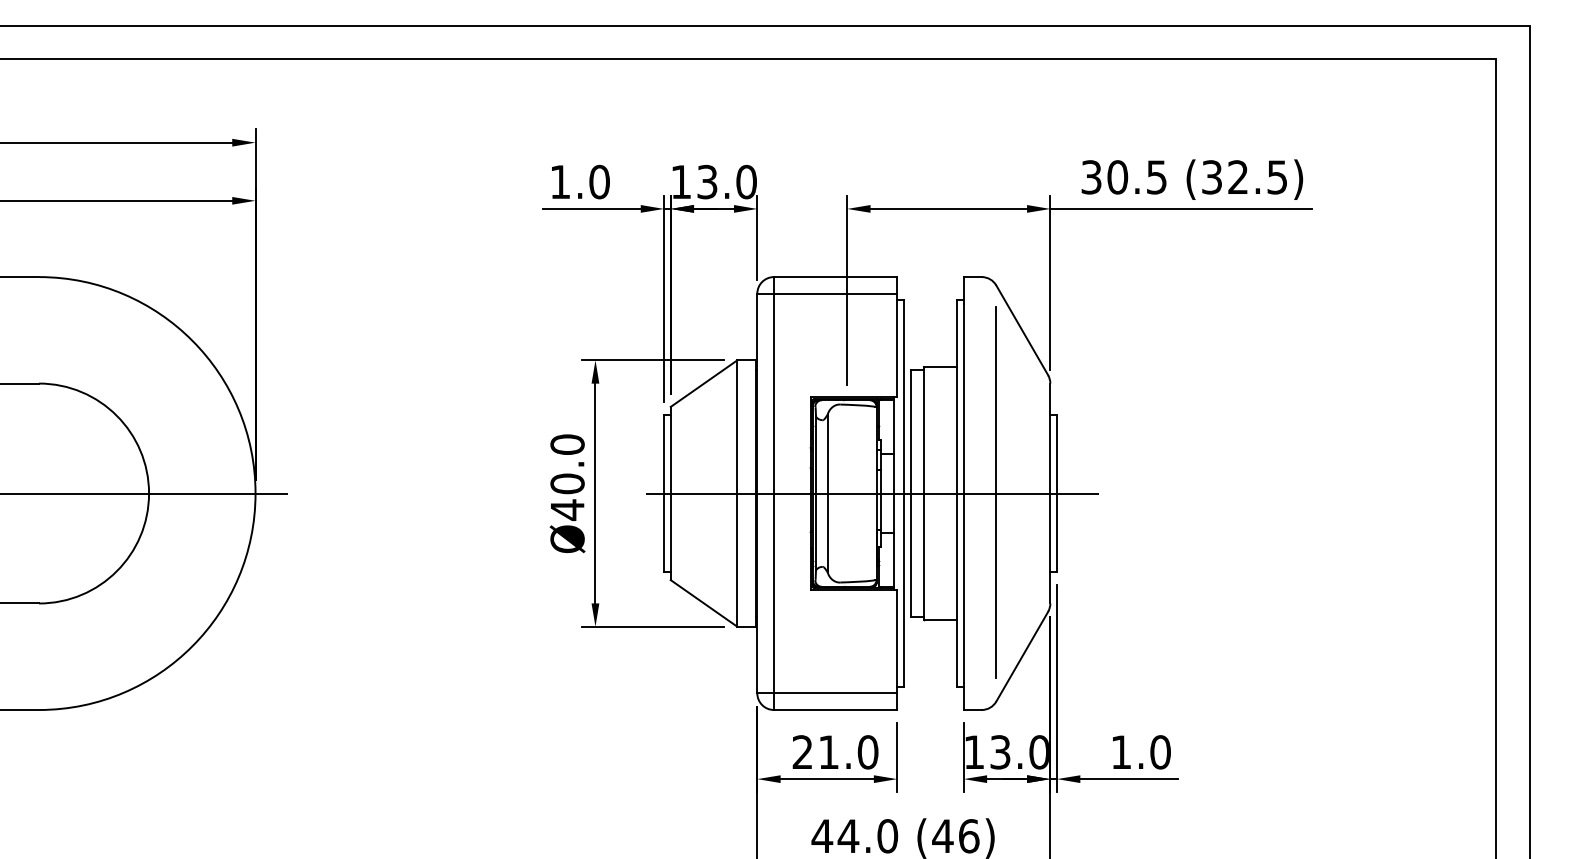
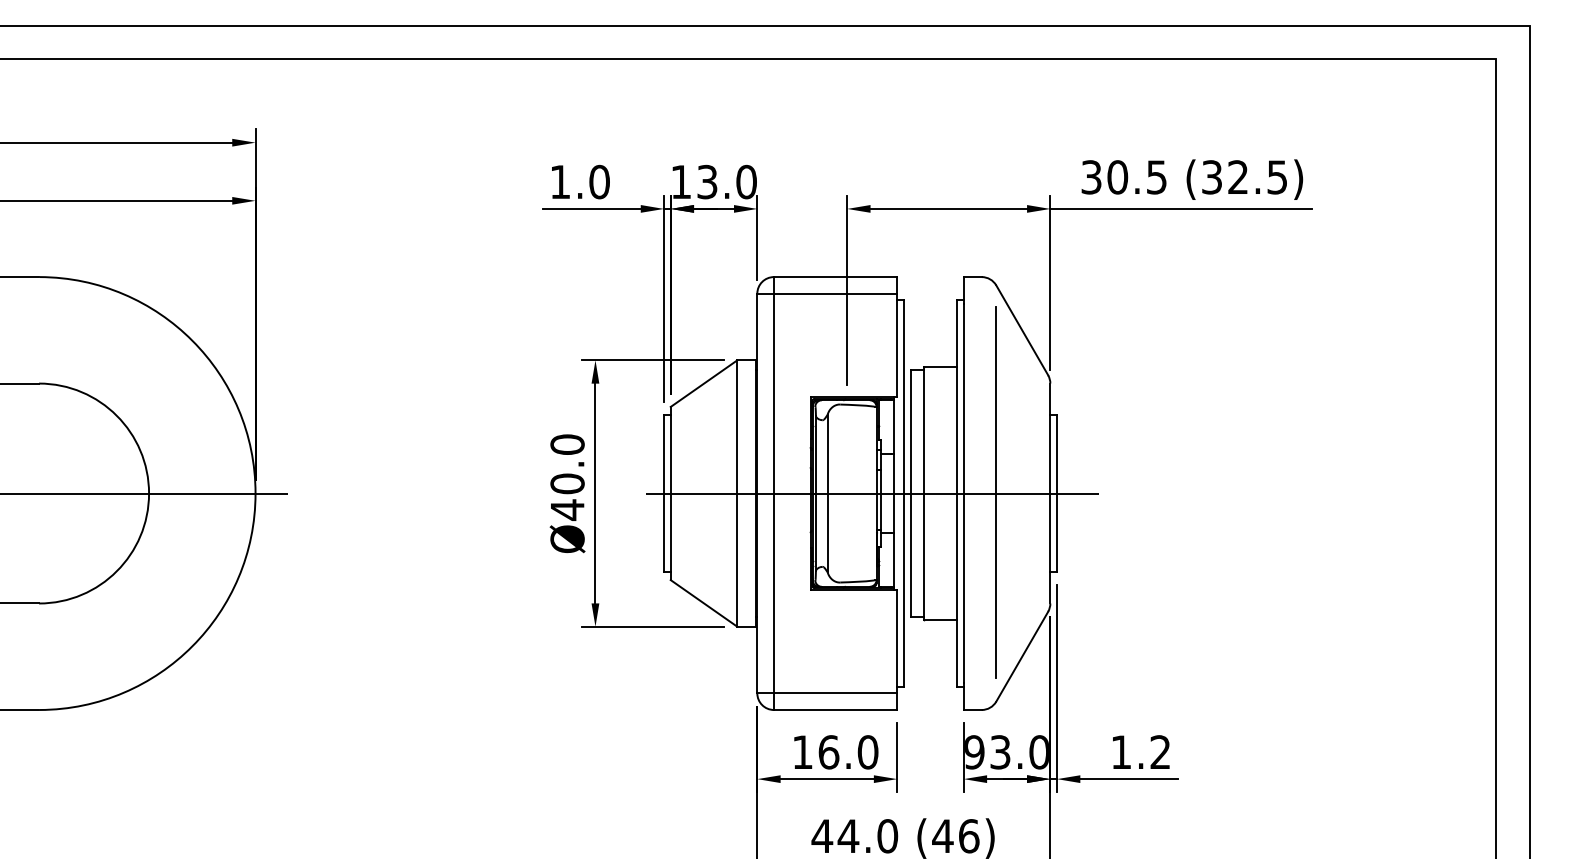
text: 21.0 -> 16.0 (815, 752)
text: 13.0 -> 93.0 (974, 752)
text: 1.0 -> 1.2 (1160, 752)
